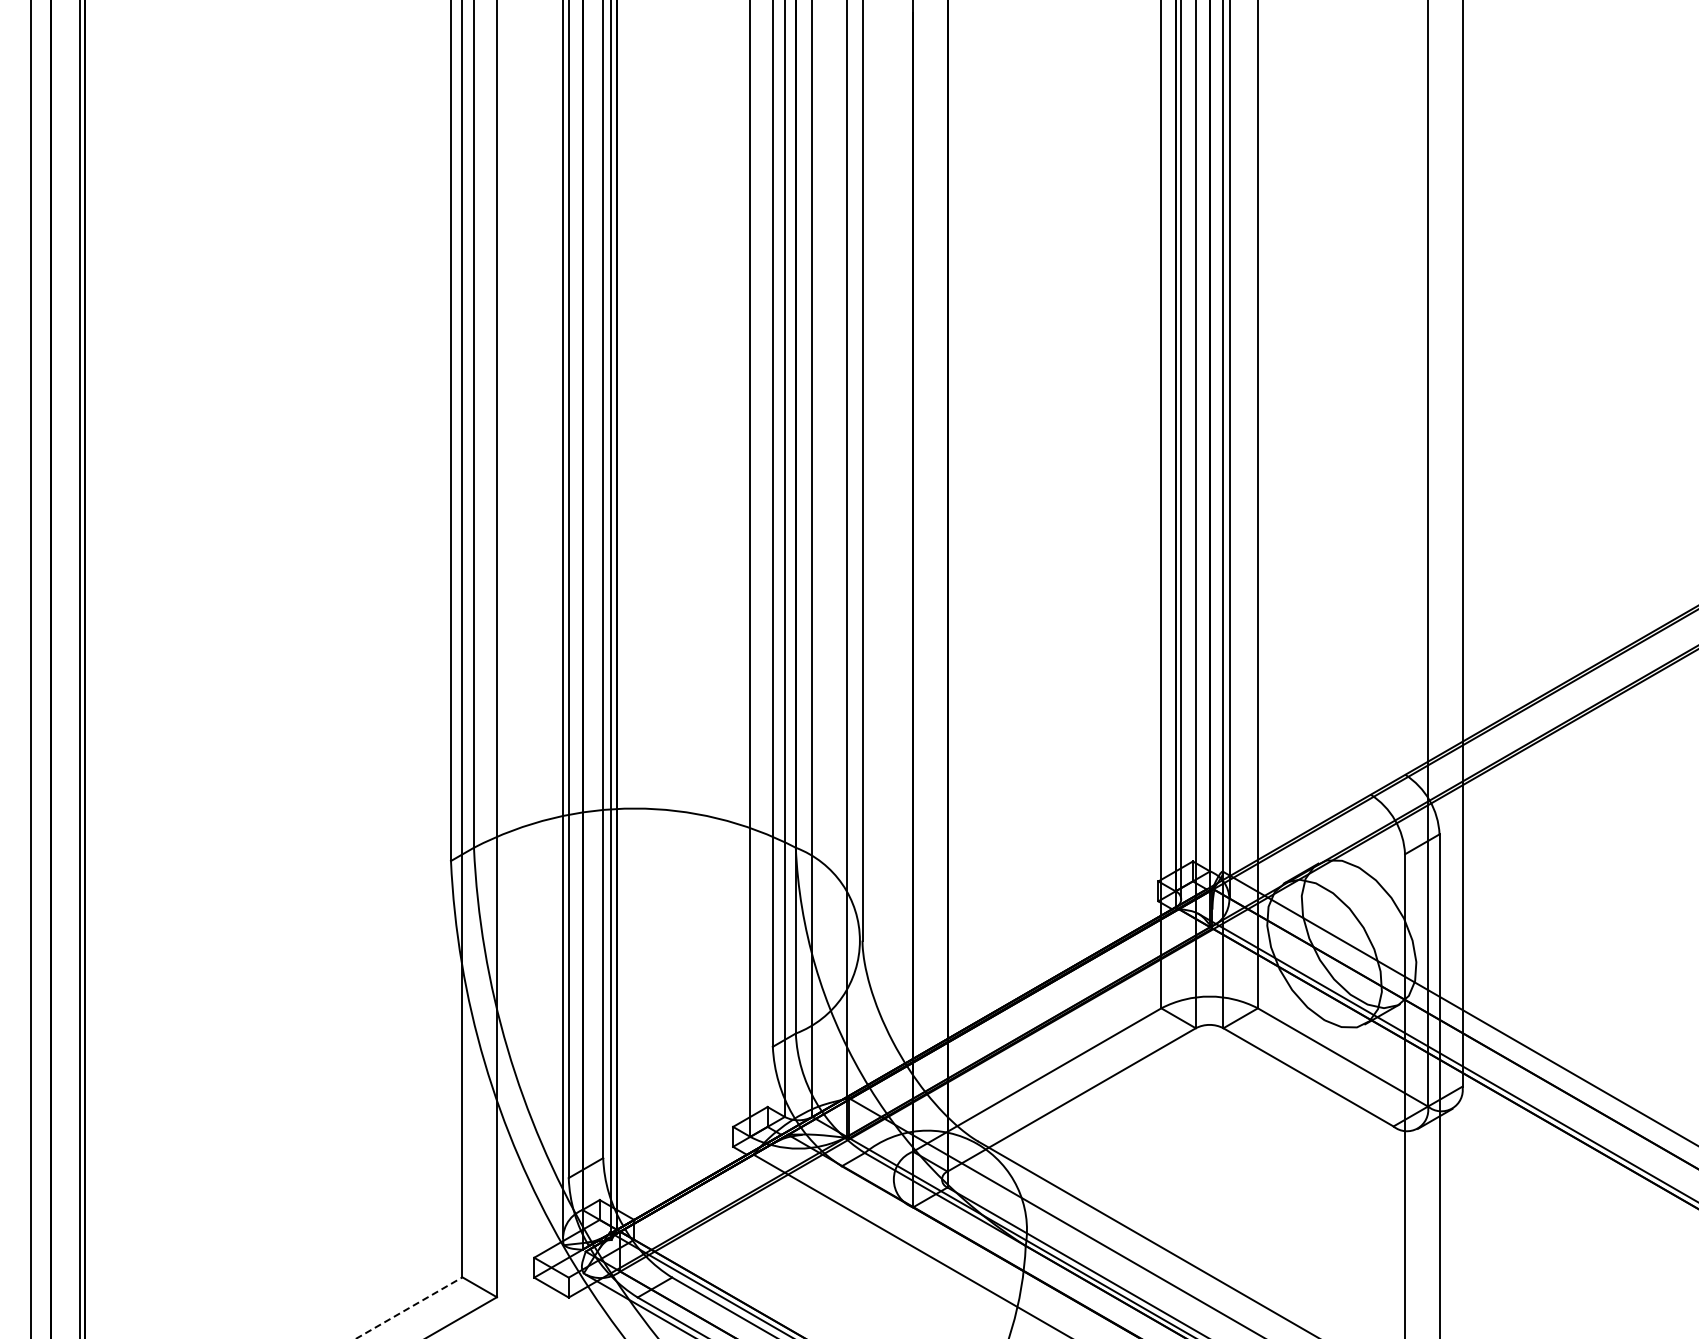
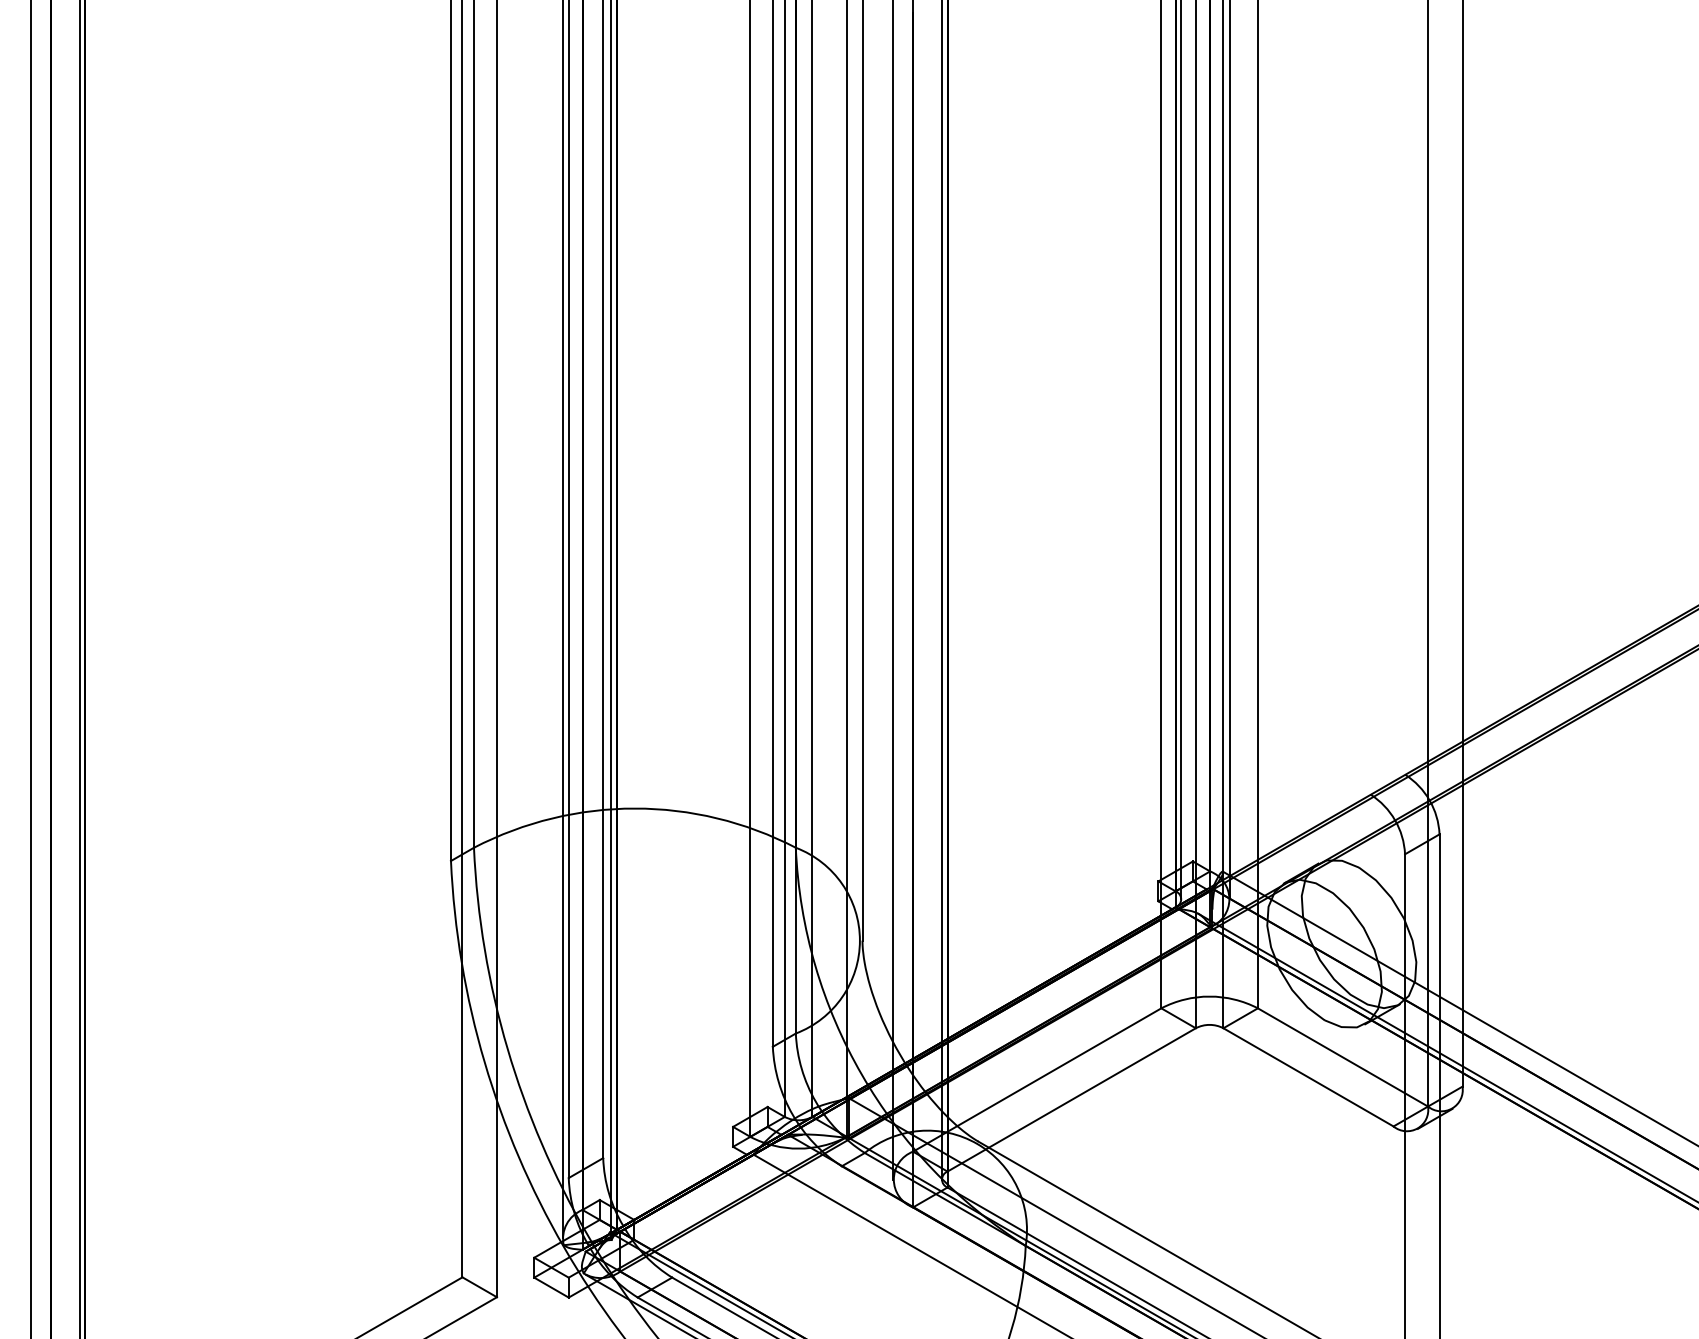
line: none -> present (893, 590)
line: none -> present (941, 590)
line: dashed -> solid (409, 1307)
